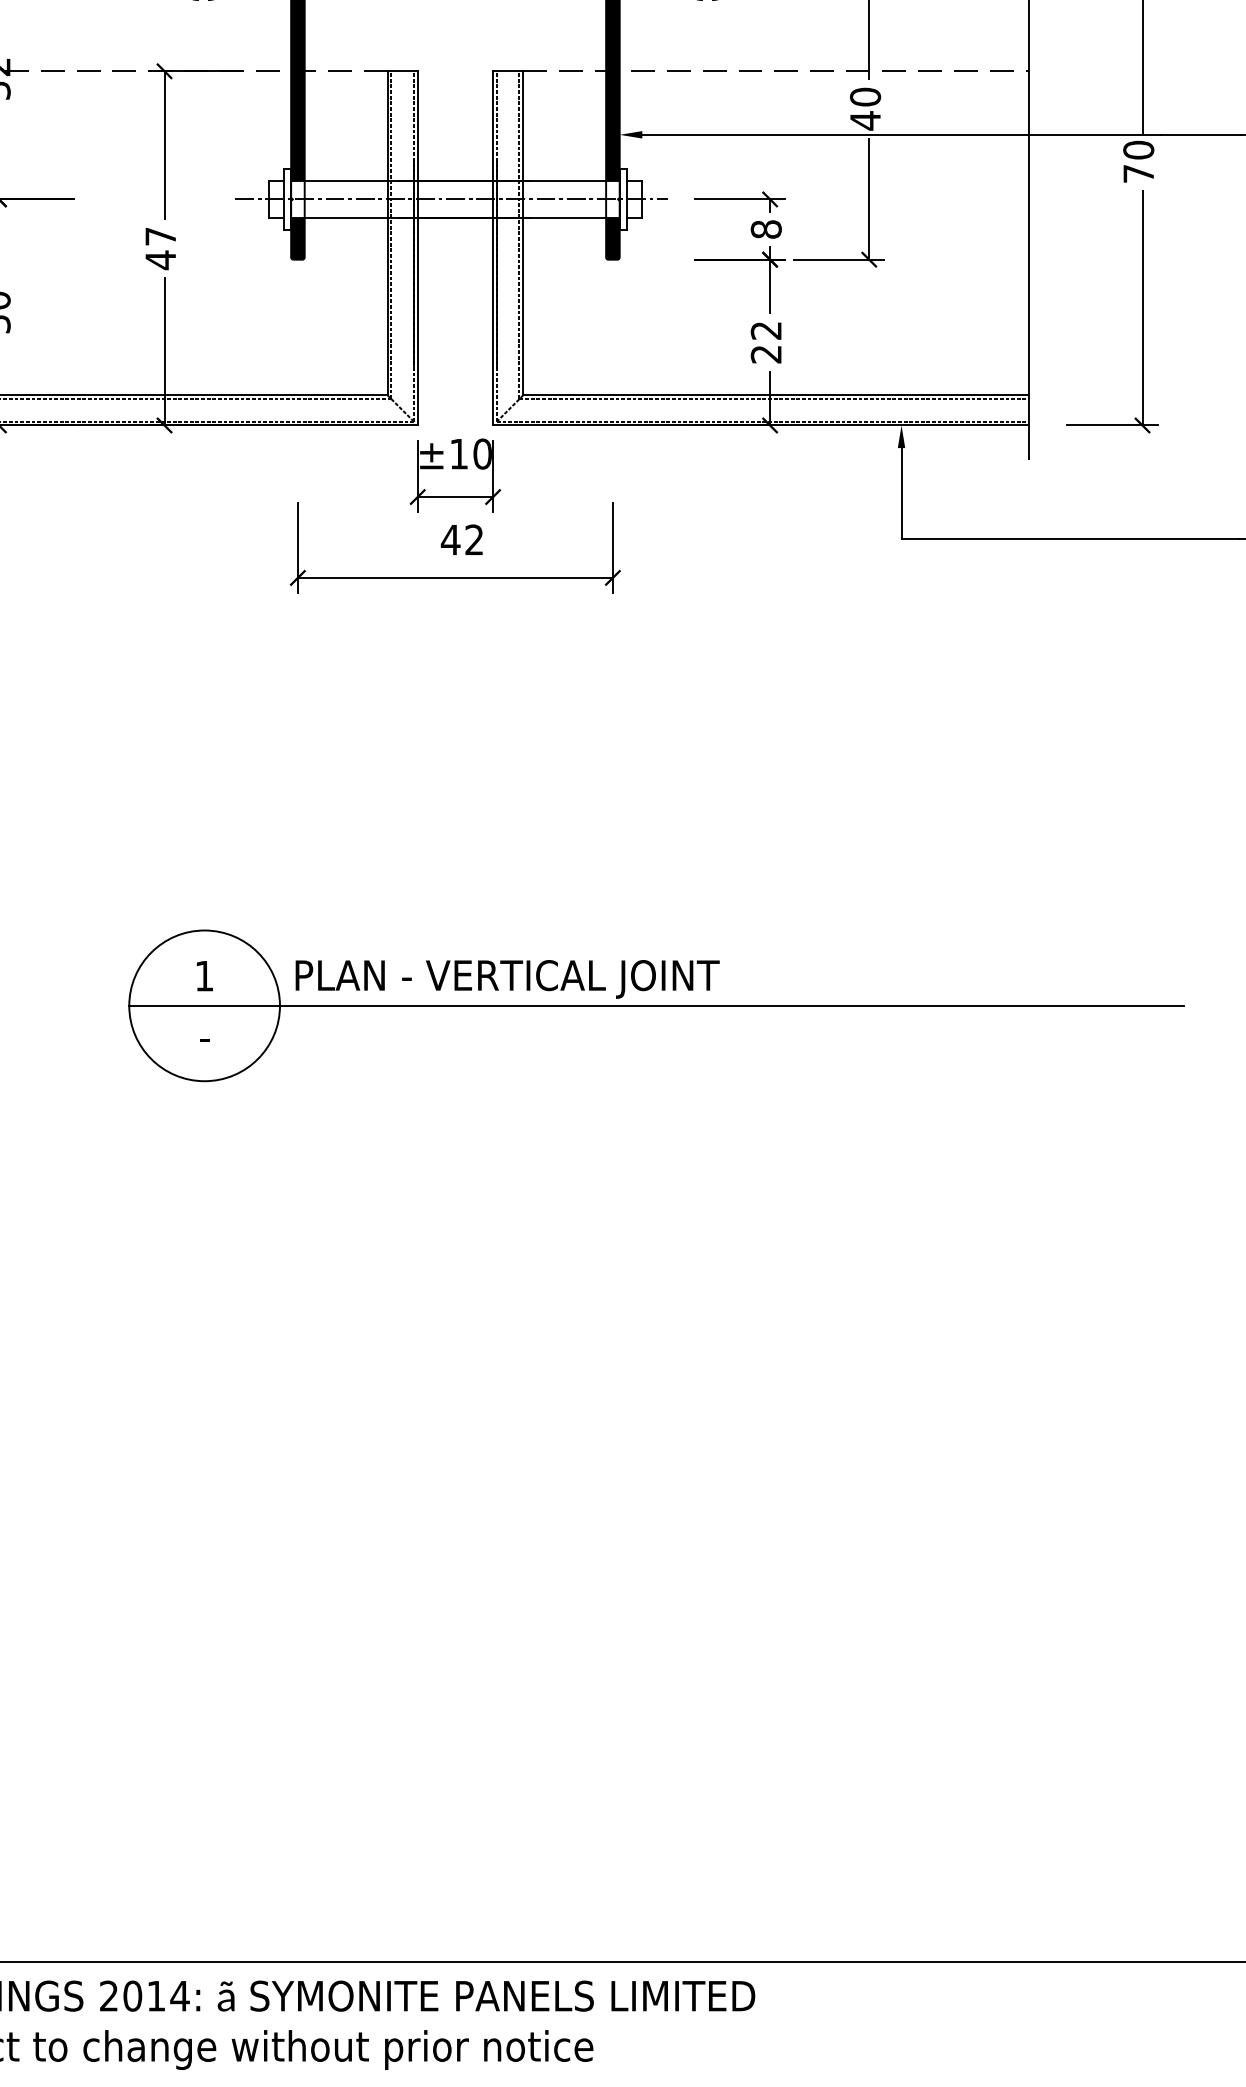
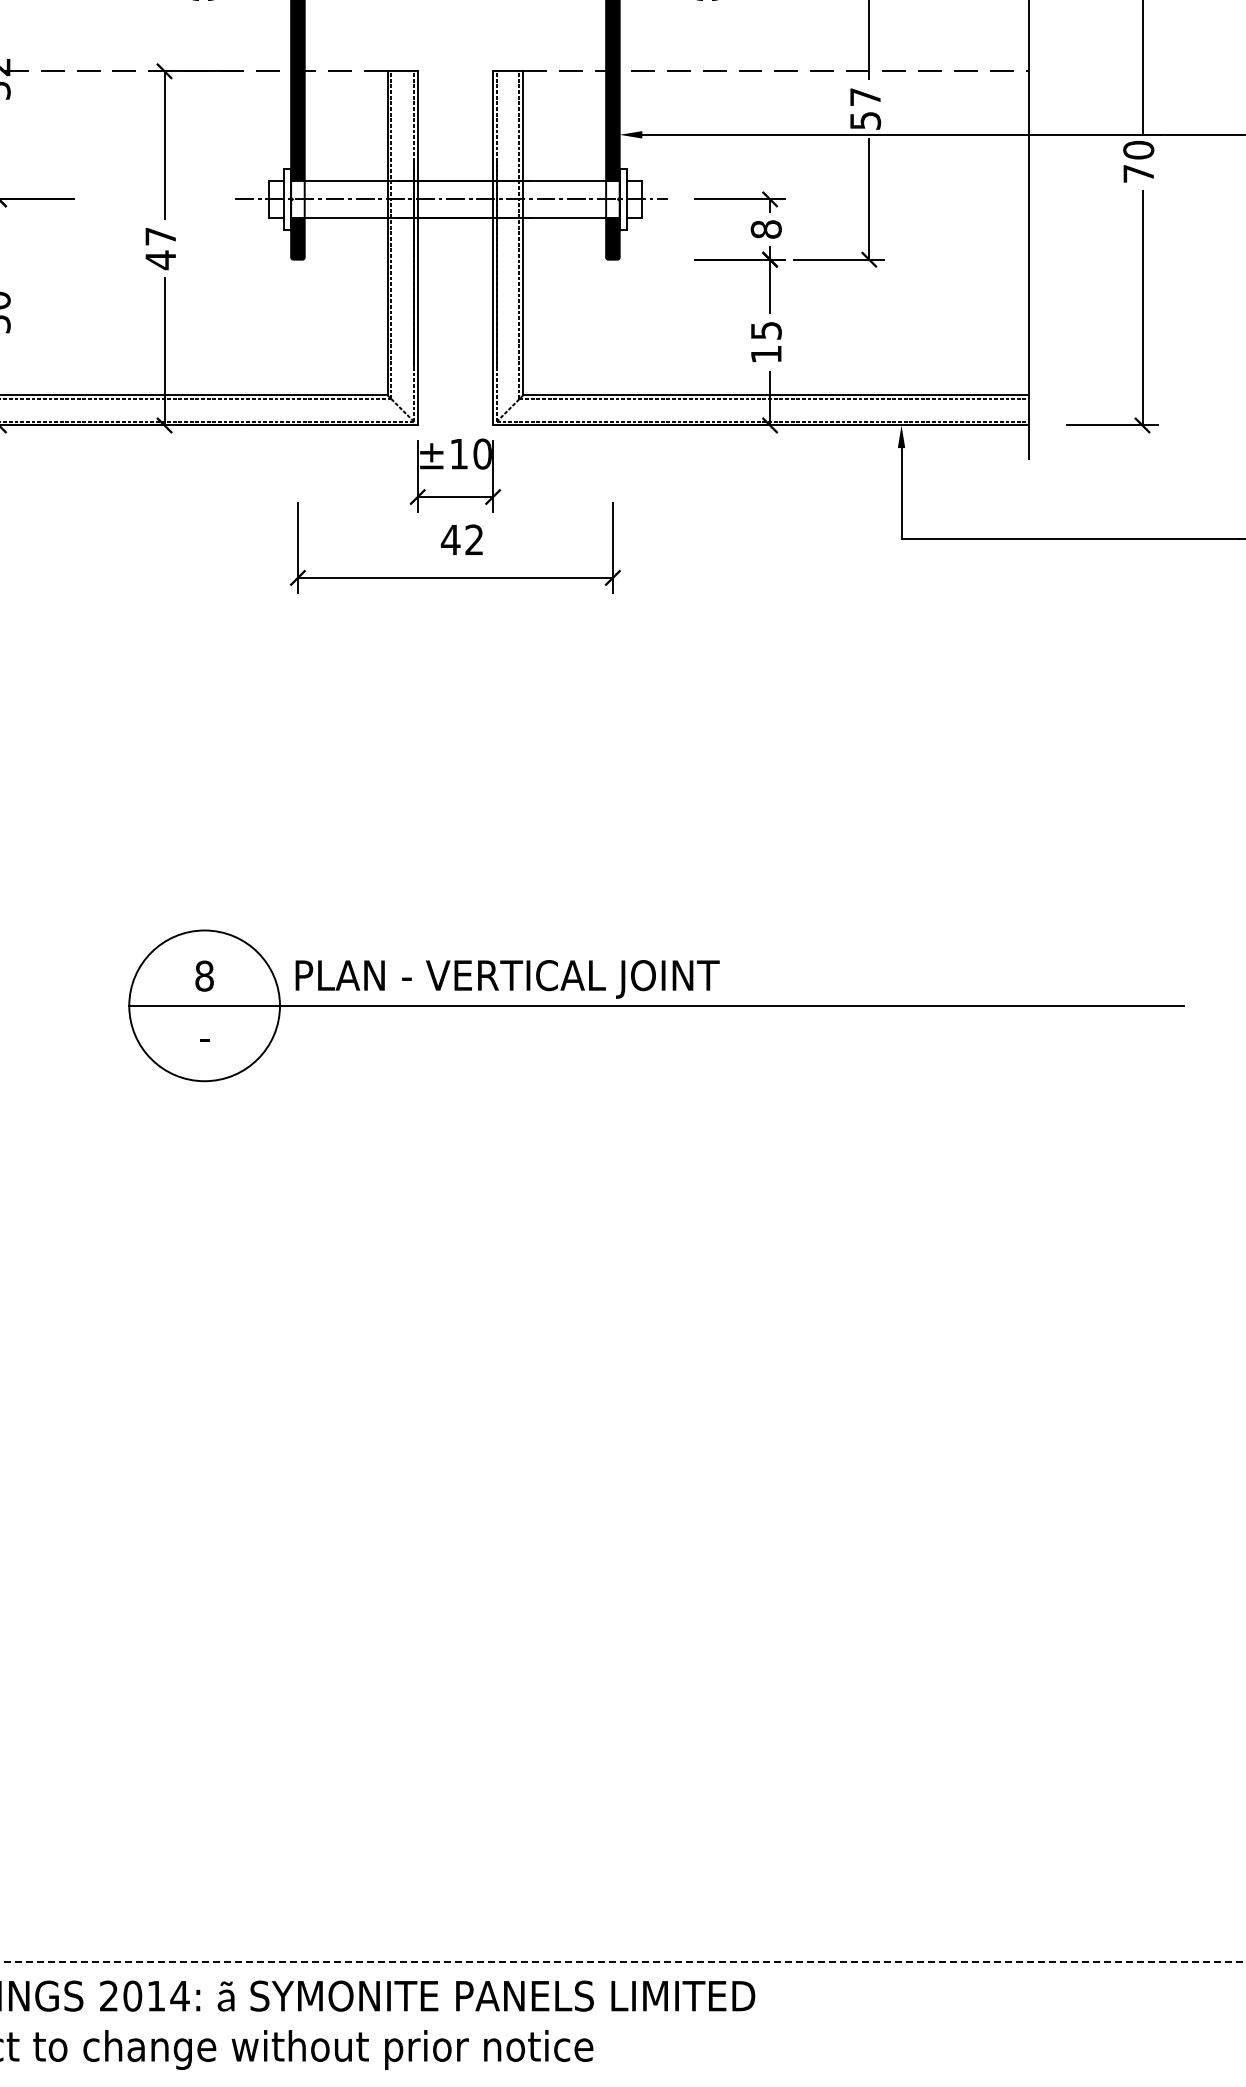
text: 40 -> 57 (865, 108)
text: 22 -> 15 (765, 342)
text: 1 -> 8 (204, 975)
line: solid -> dashed (623, 1962)
